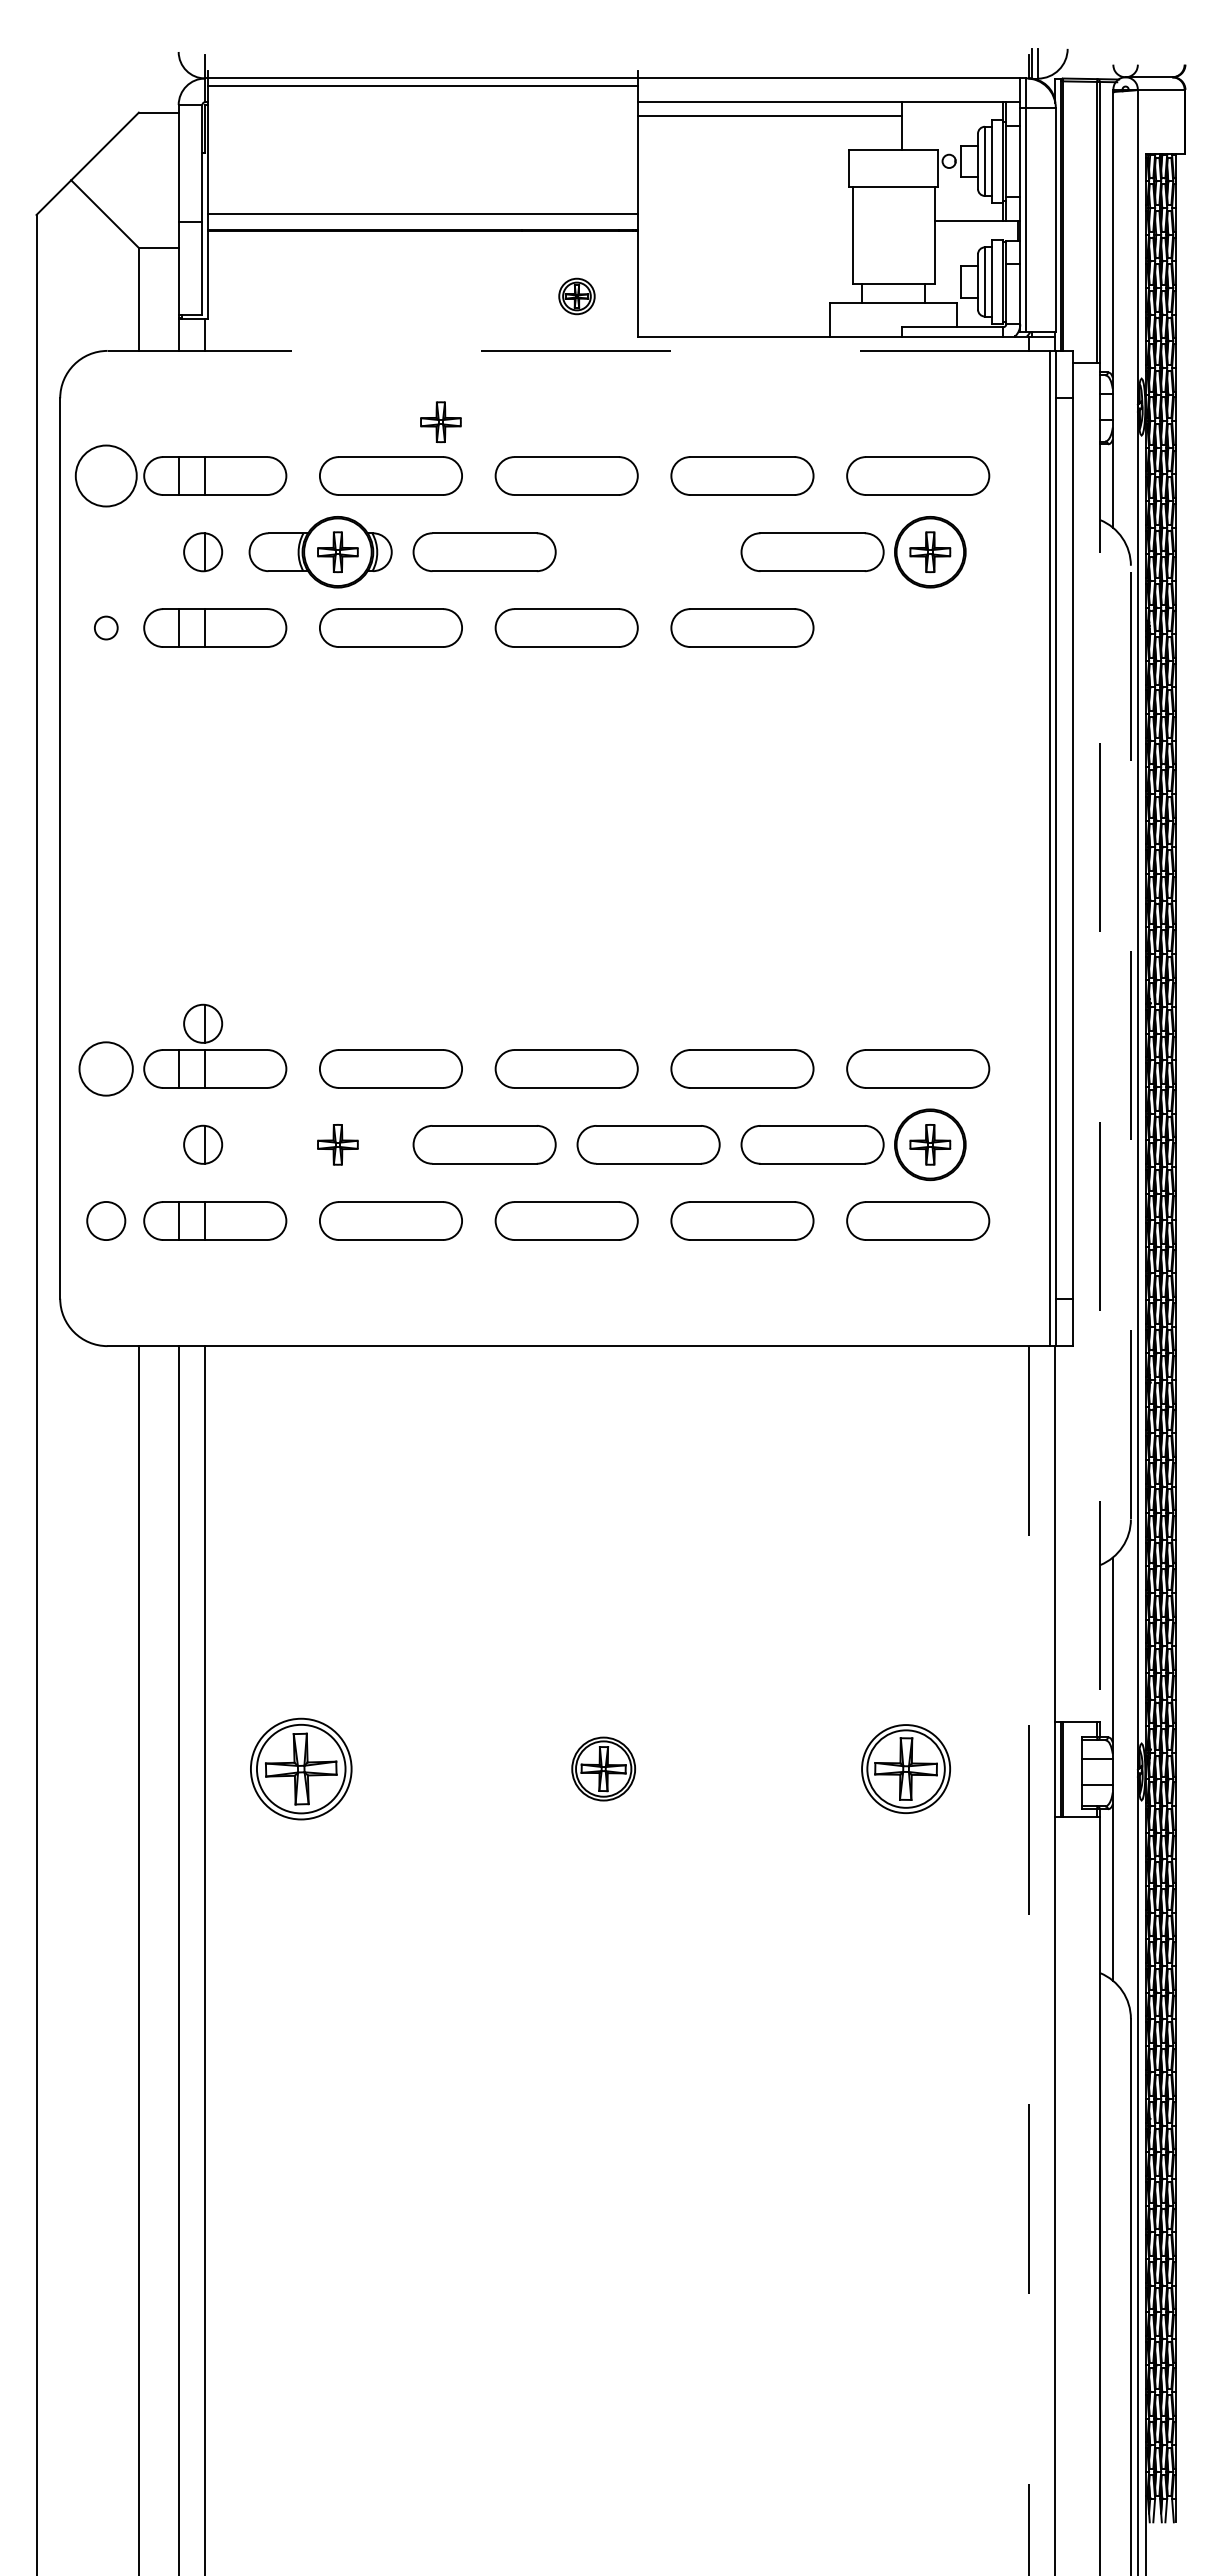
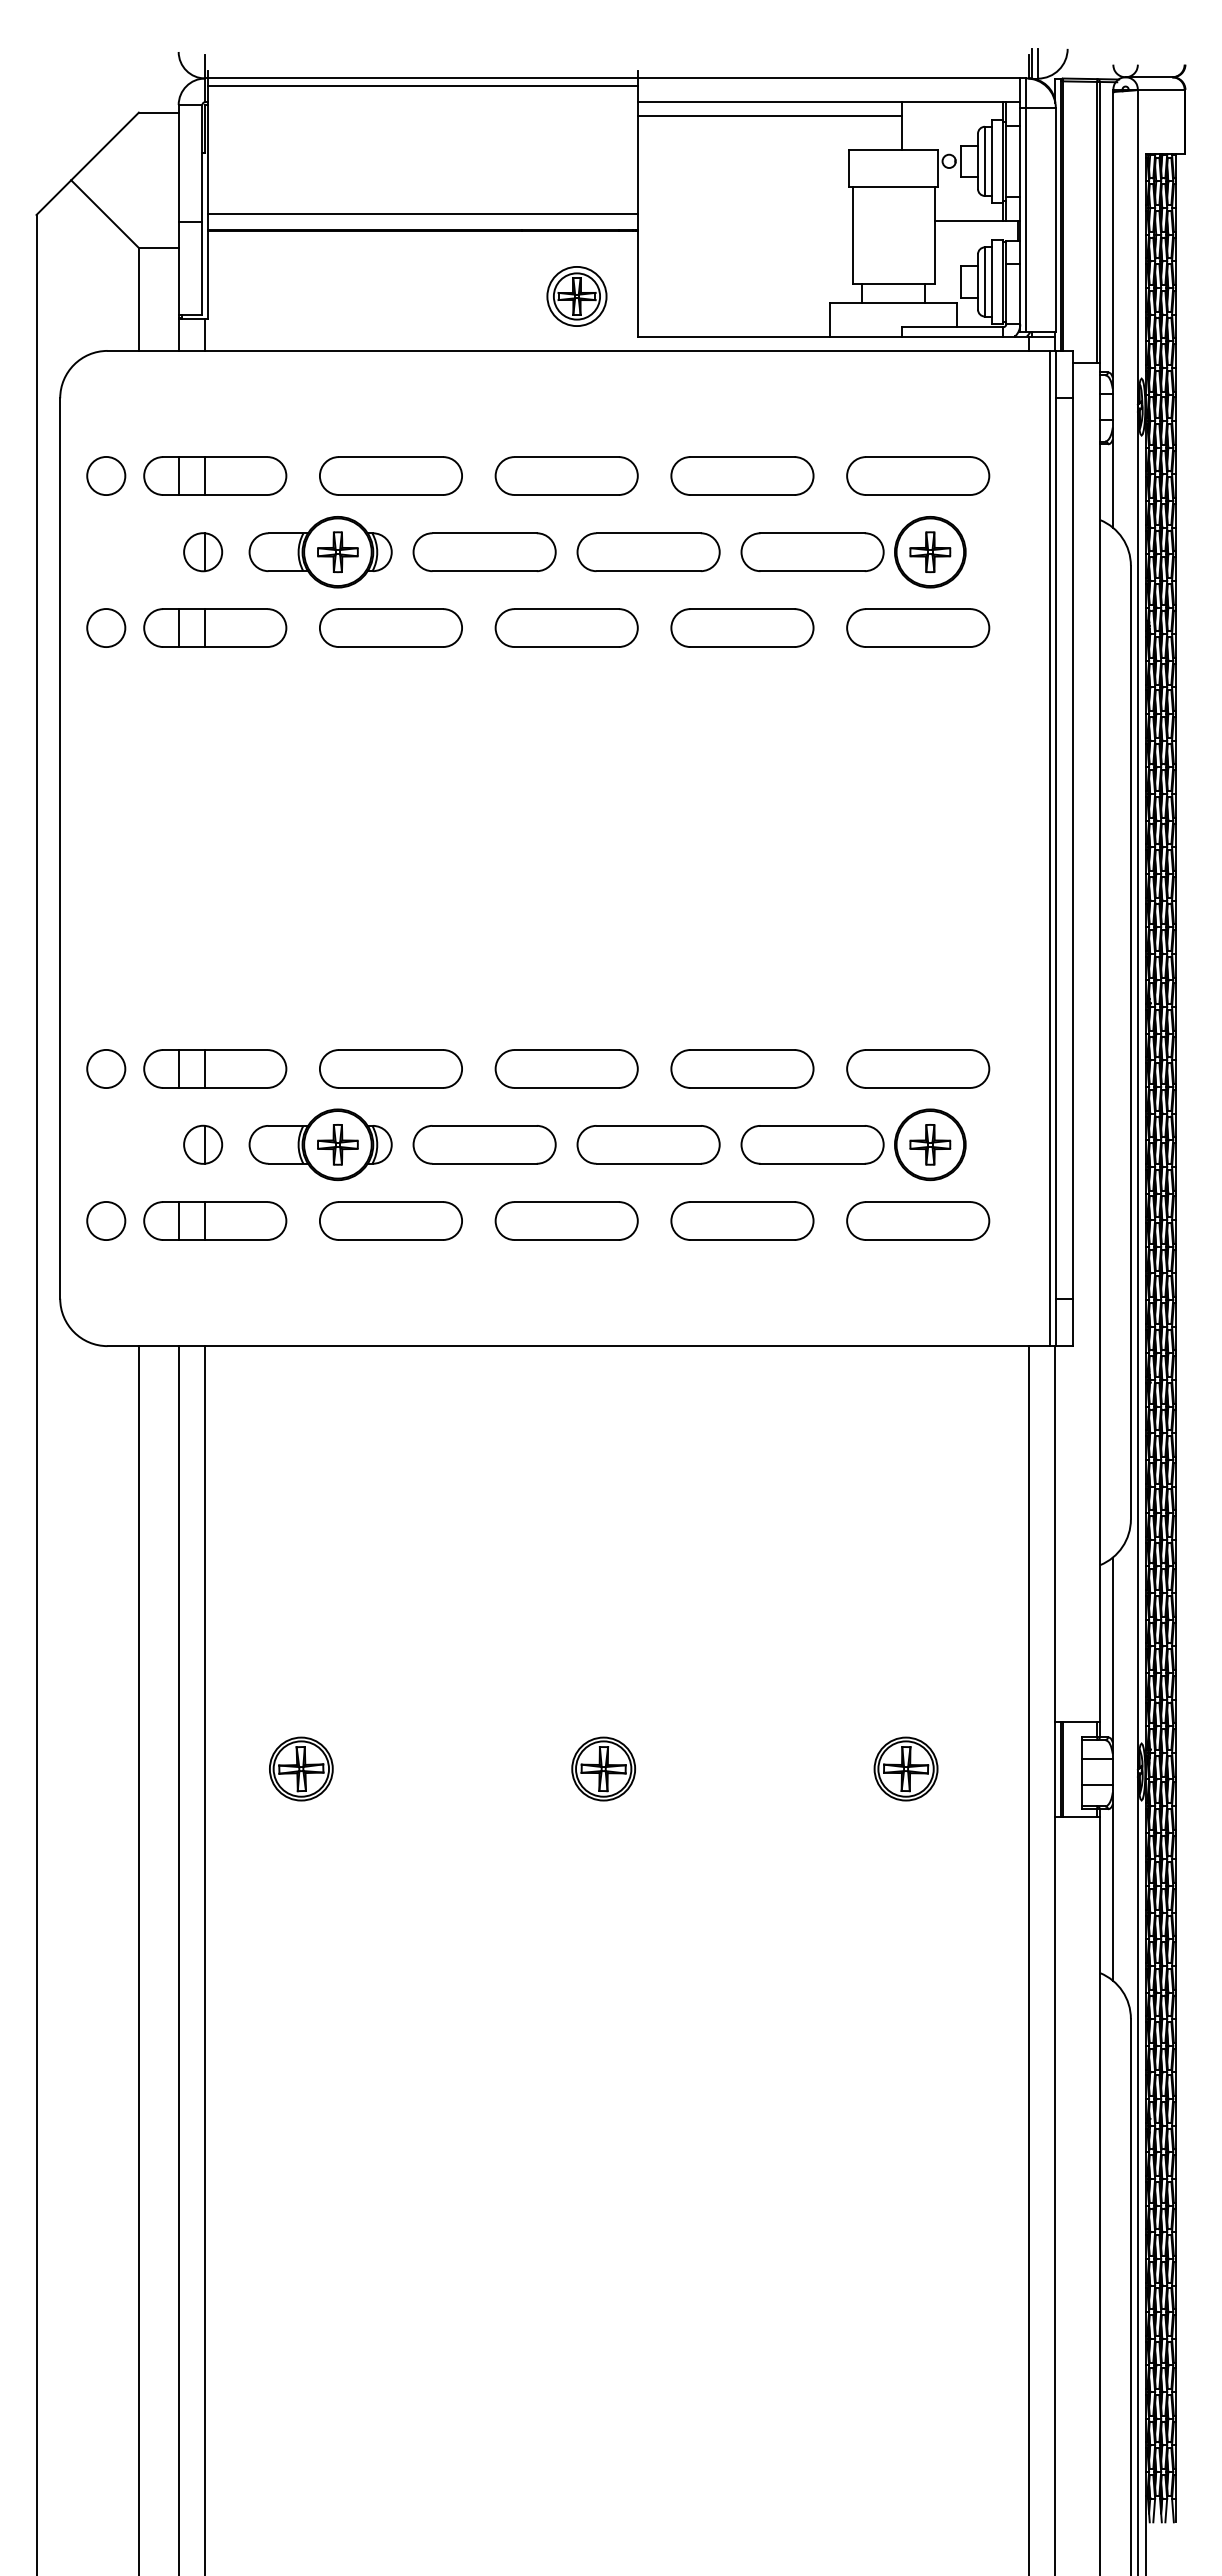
part size: 38x39 px -> 62x61 px (576, 296)
line: dashed -> solid (578, 350)
part: present -> none (440, 422)
circle diameter: 61 px -> 38 px (106, 475)
part: none -> present (648, 552)
circle diameter: 23 px -> 38 px (106, 628)
part: none -> present (918, 627)
part: present -> none (203, 1023)
line: dashed -> solid (1130, 1042)
line: dashed -> solid (1100, 1043)
circle size: 56x56 px -> 41x40 px (106, 1068)
part: none -> present (320, 1144)
part size: 103x104 px -> 65x66 px (301, 1768)
part size: 90x90 px -> 66x66 px (905, 1768)
line: dashed -> solid (1028, 1961)
